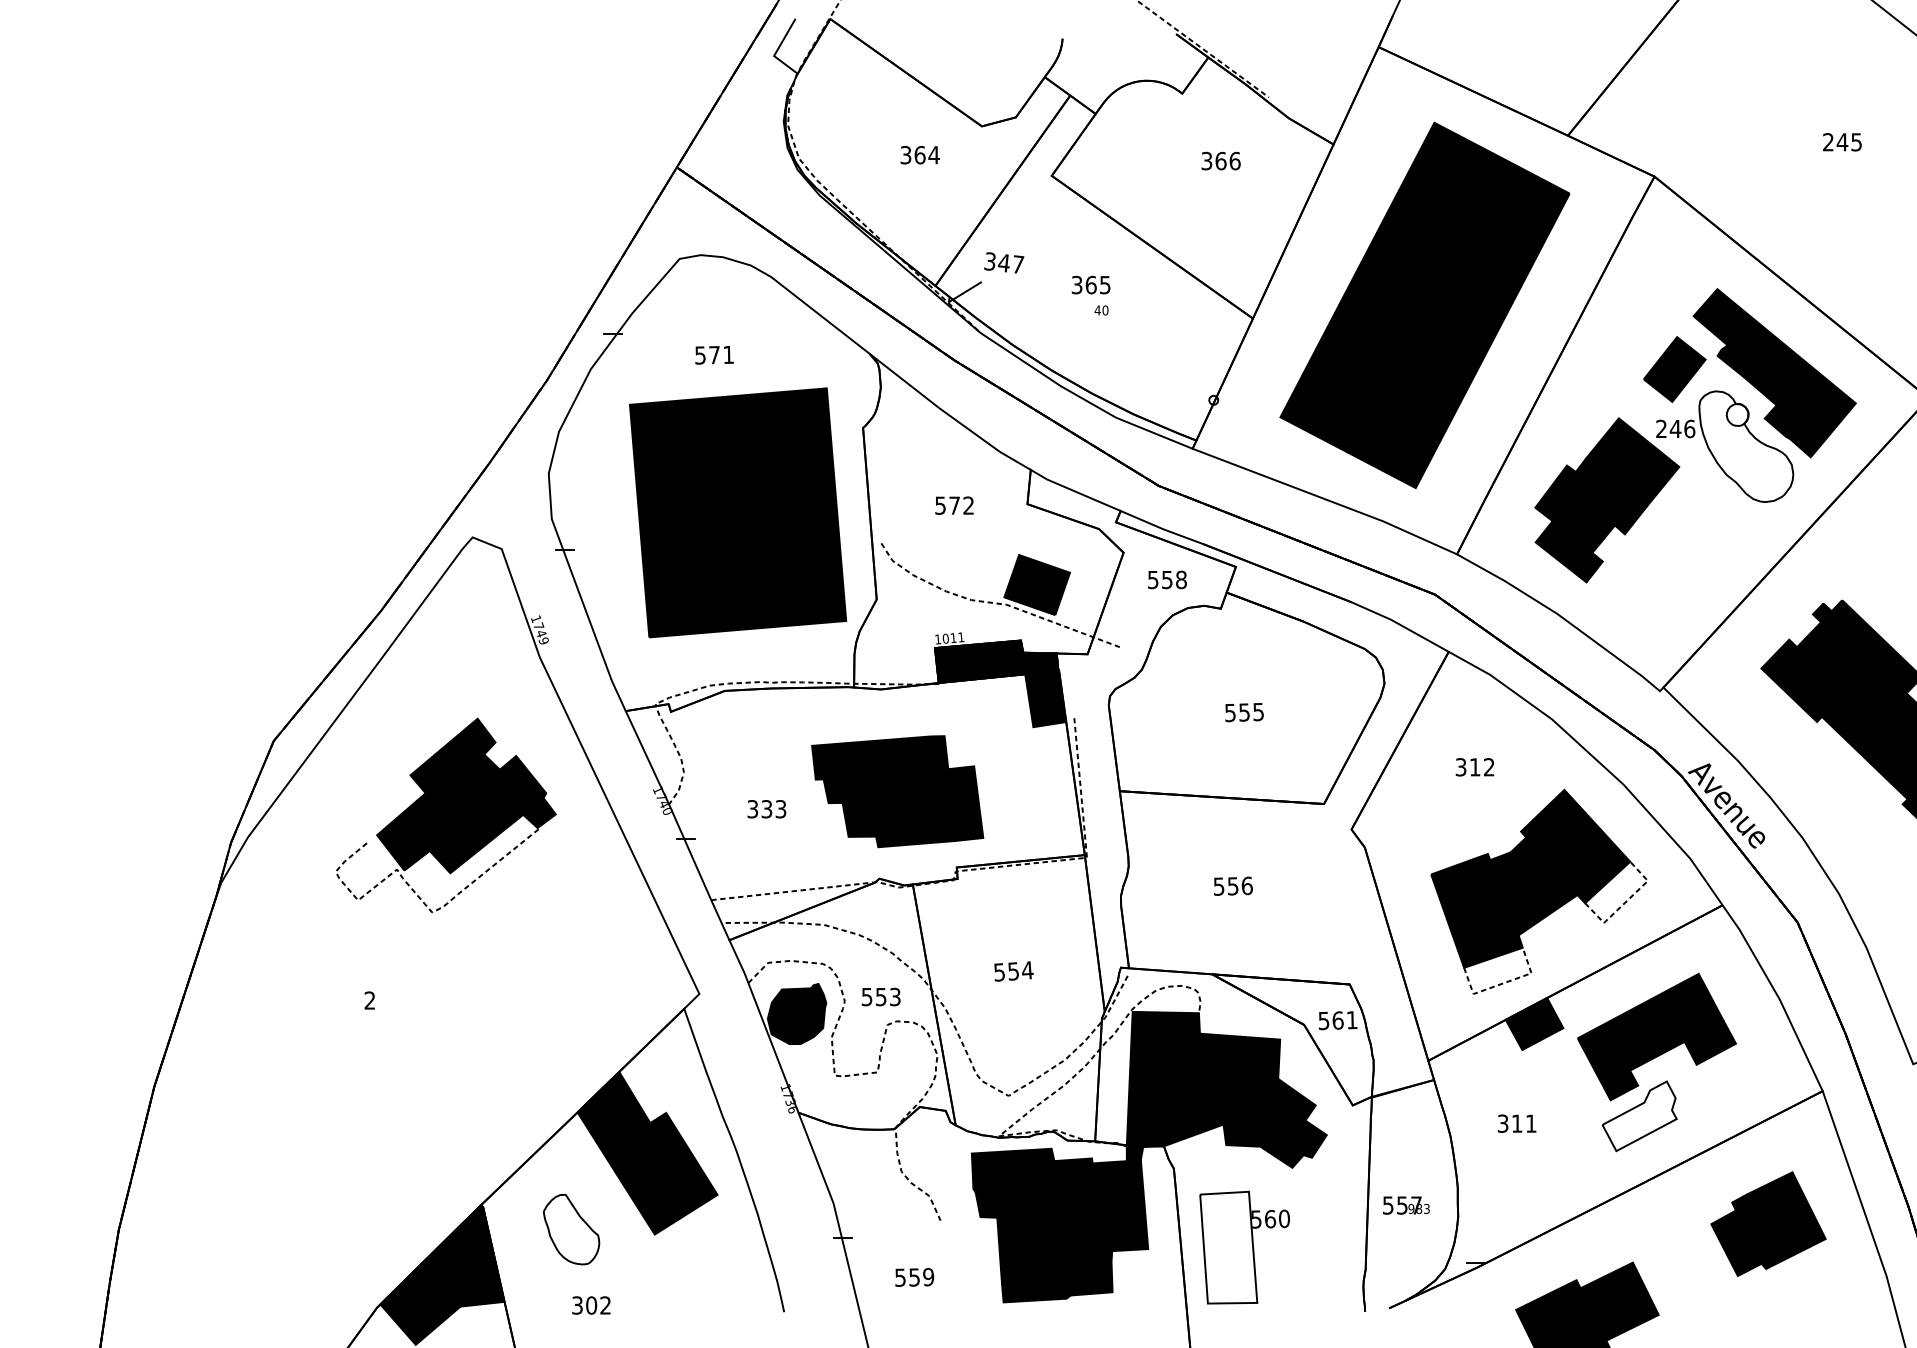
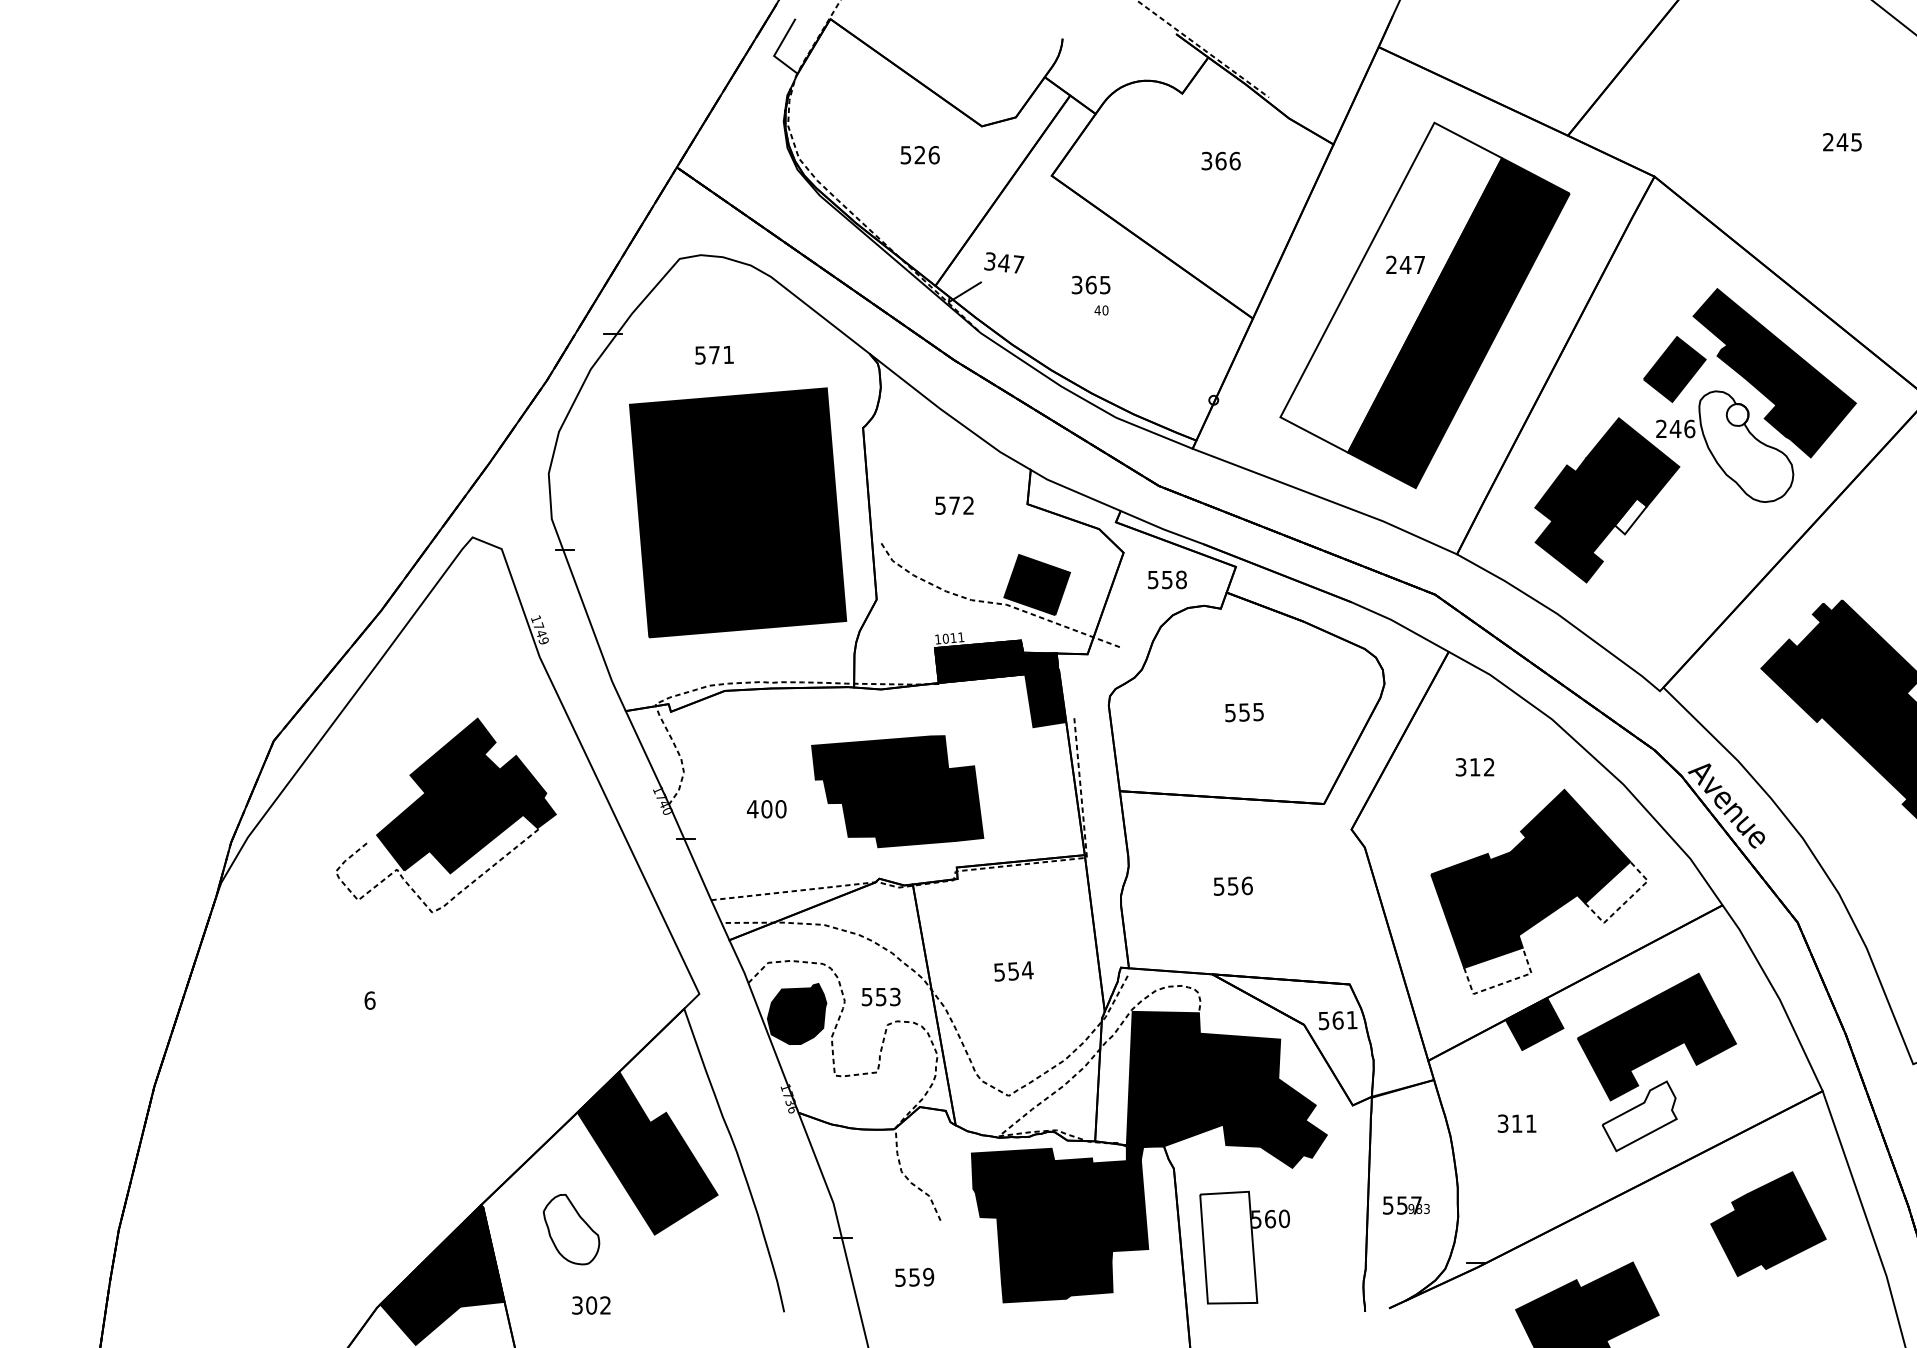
text: 364 -> 526 (920, 155)
fill: present -> none (1391, 287)
fill: present -> none (1630, 516)
text: 333 -> 400 (766, 809)
text: 2 -> 6 (369, 1000)
